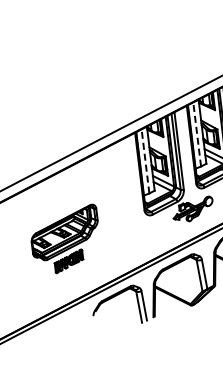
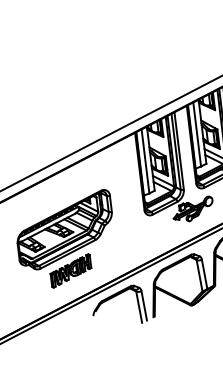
line: dashed -> solid (197, 134)
line: dashed -> solid (145, 160)
part size: 69x72 px -> 97x100 px (64, 238)
